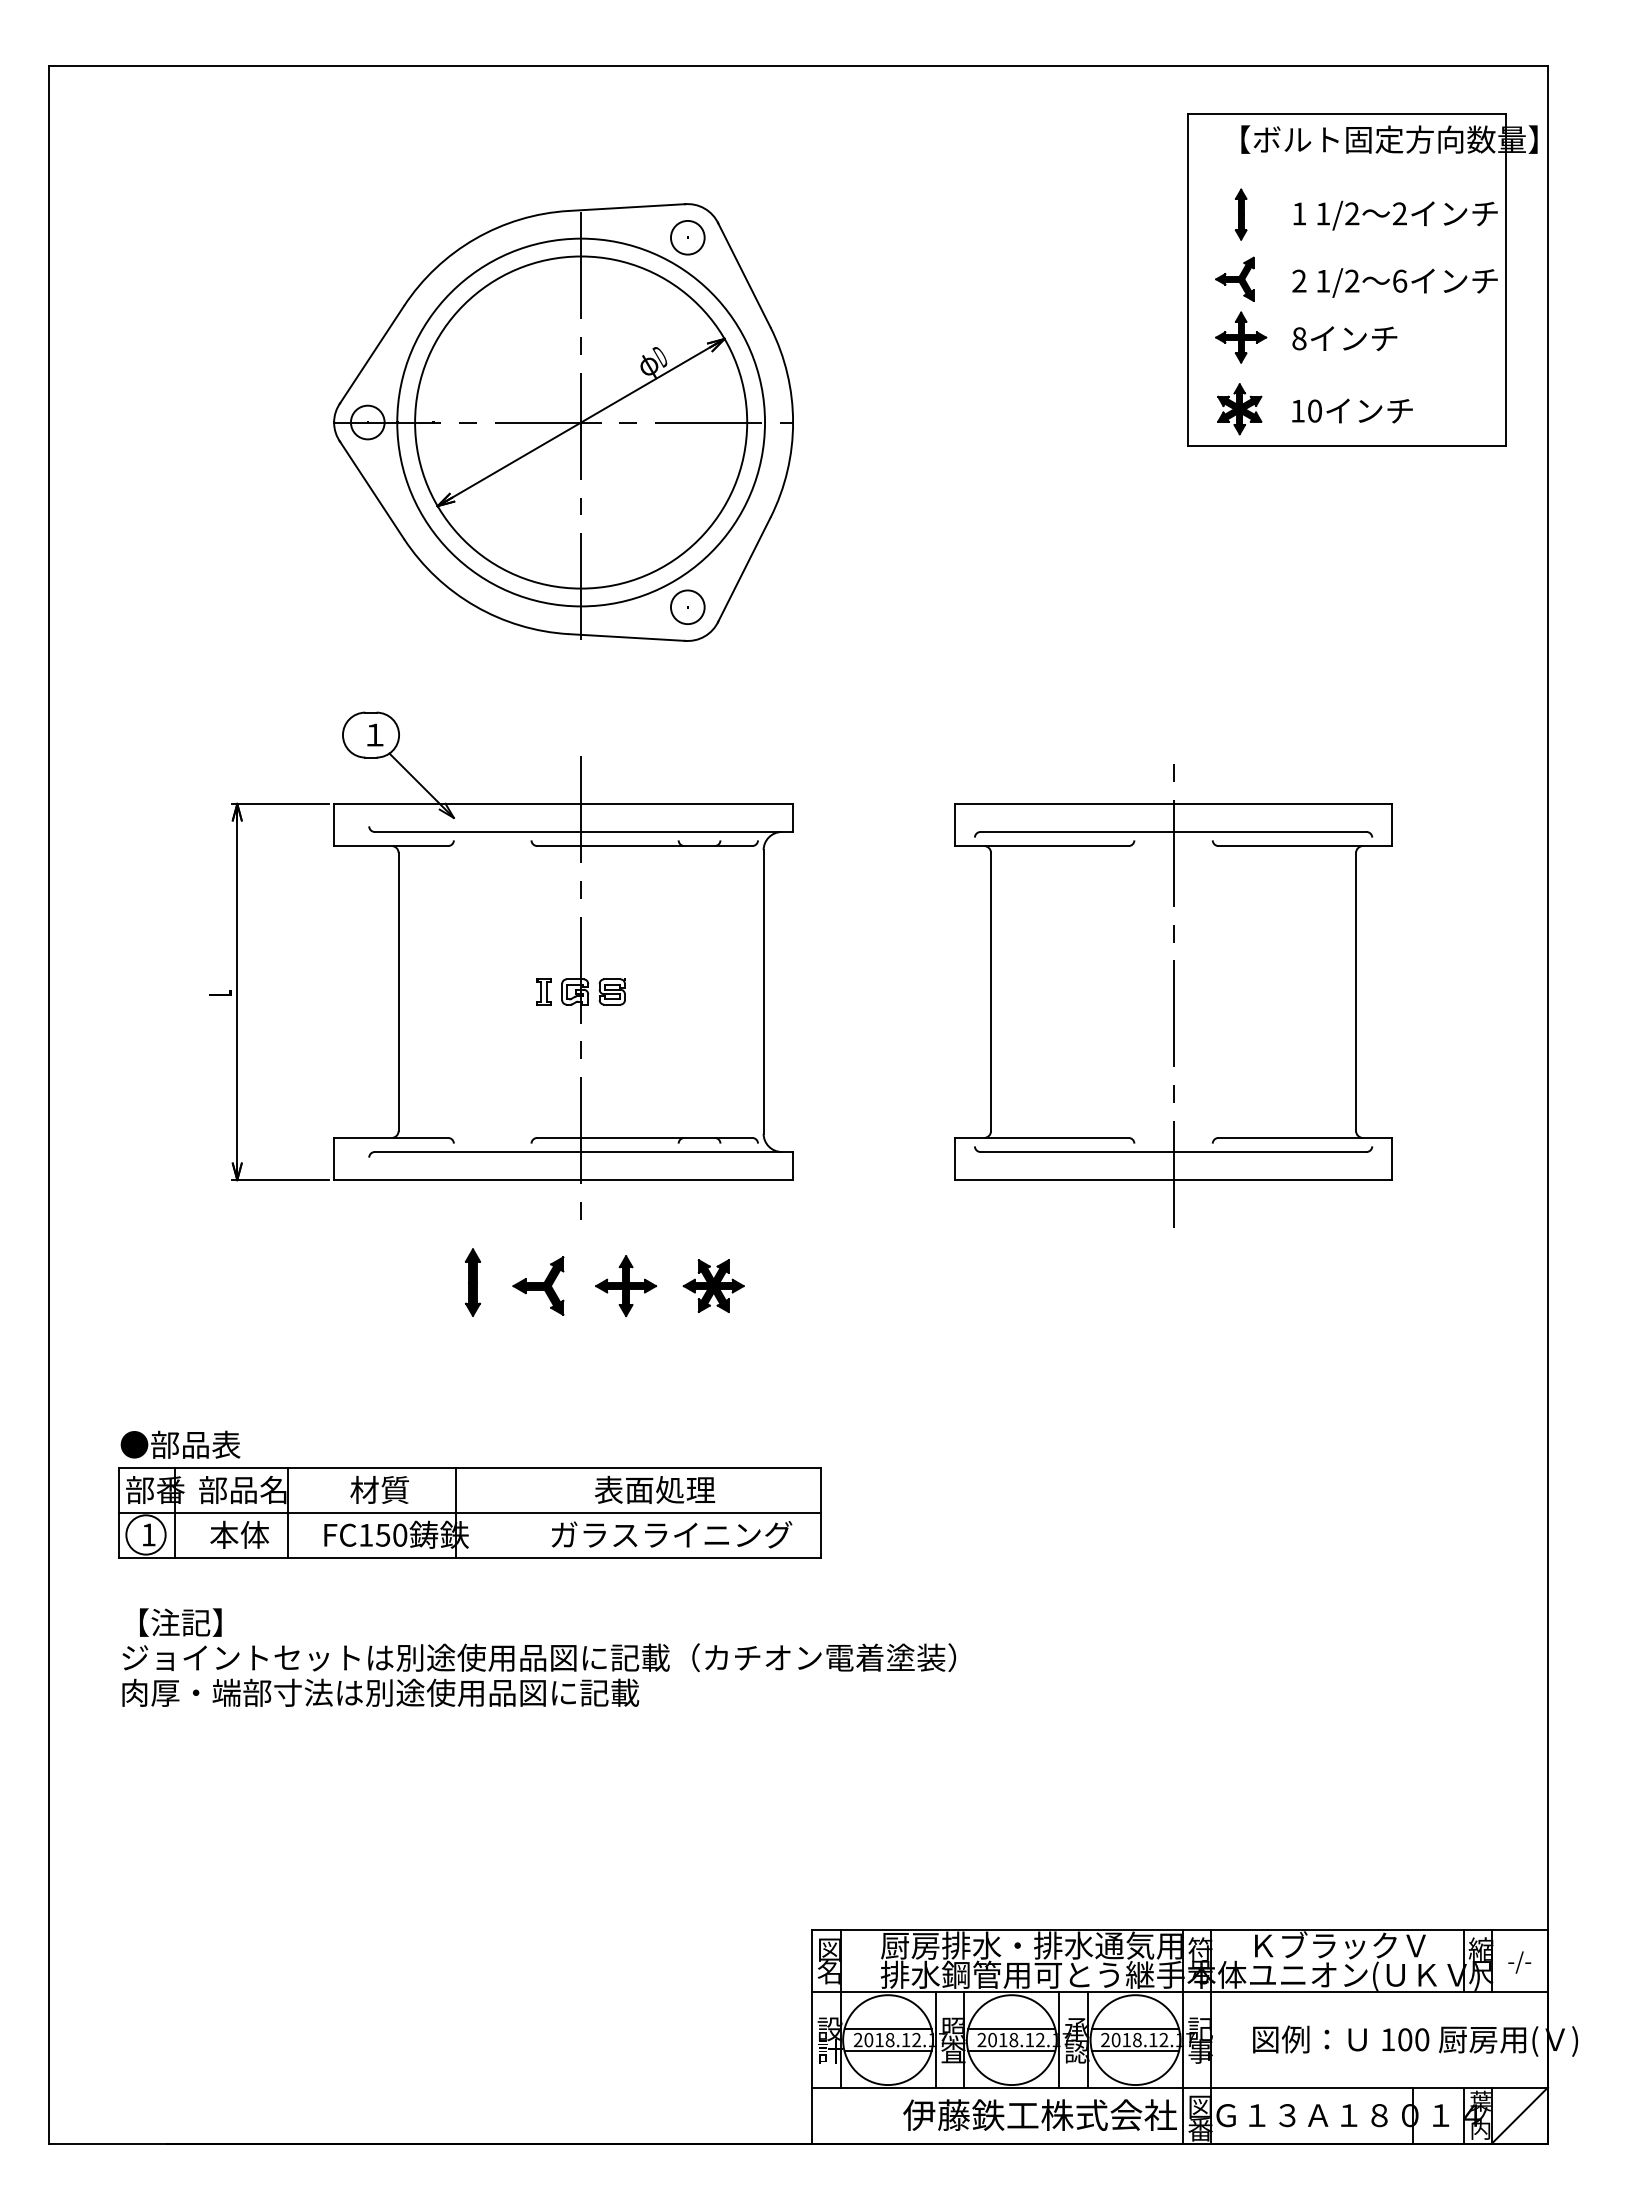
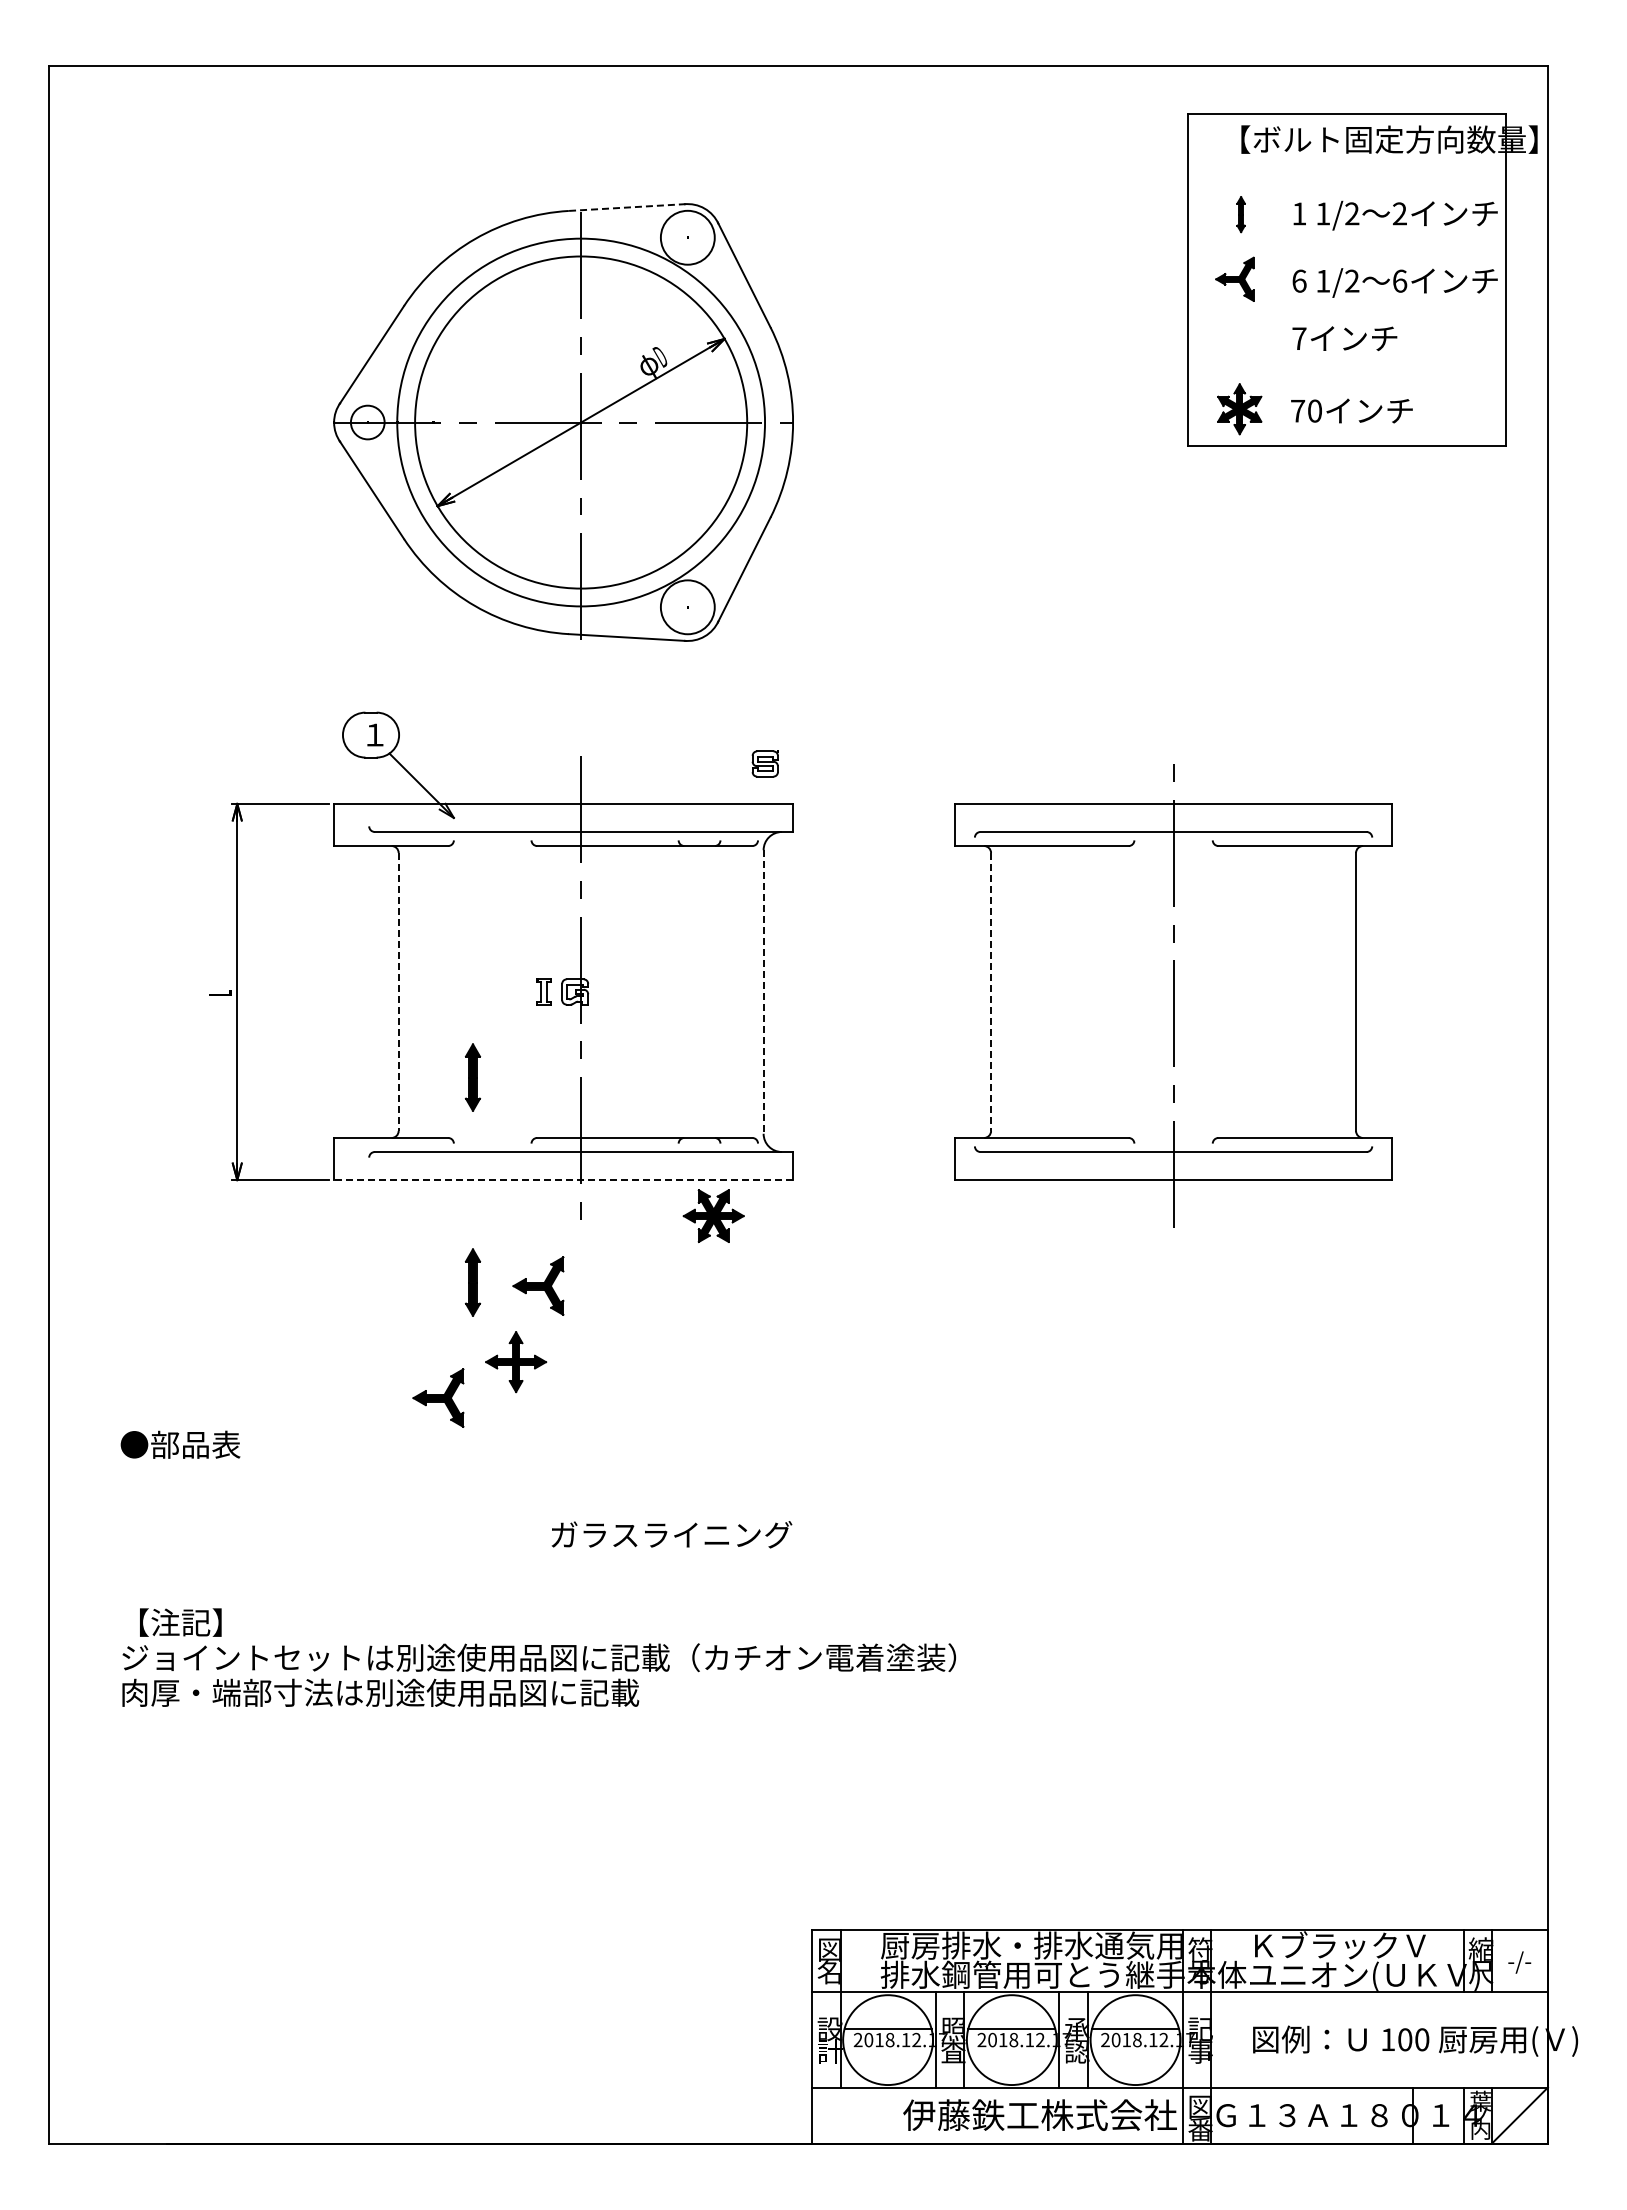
line: solid -> dashed (627, 207)
part size: 14x53 px -> 10x38 px (1240, 214)
circle diameter: 34 px -> 54 px (687, 237)
text: 2 -> 6 (1299, 280)
part: present -> none (1241, 337)
text: 8 -> 7 (1299, 338)
text: 10 -> 70 (1298, 411)
circle diameter: 34 px -> 54 px (687, 607)
part position: (611, 991) -> (764, 763) (764, 763)
line: solid -> dashed (398, 992)
line: solid -> dashed (763, 992)
line: solid -> dashed (991, 992)
part: none -> present (472, 1077)
line: solid -> dashed (563, 1180)
part position: (713, 1285) -> (713, 1215) (713, 1215)
part position: (626, 1286) -> (516, 1362) (516, 1362)
part: none -> present (438, 1397)
part: present -> none (469, 1512)
line: present -> none (887, 2051)
line: present -> none (1011, 2051)
line: present -> none (1135, 2051)
